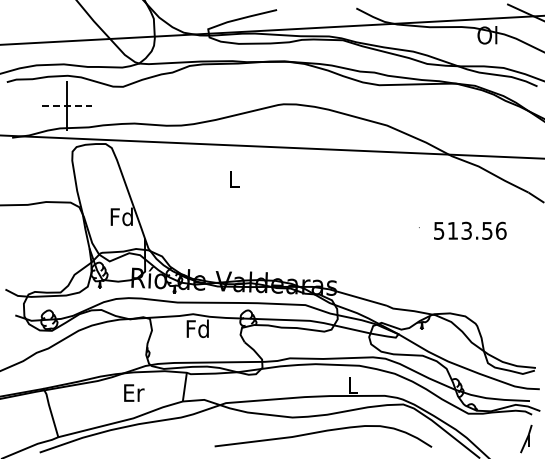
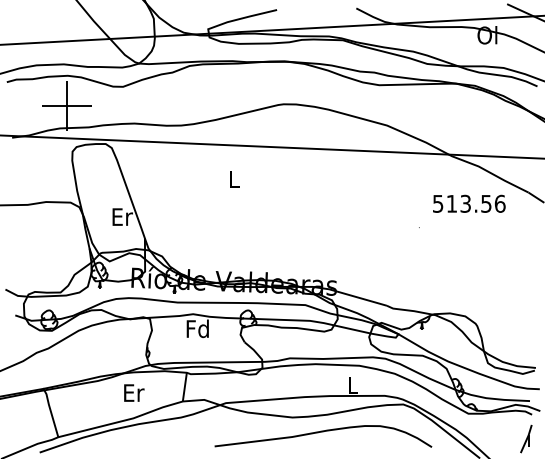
line: dashed -> solid (67, 106)
text: Fd -> Er (121, 216)
text position: (470, 230) -> (469, 203) (469, 203)
